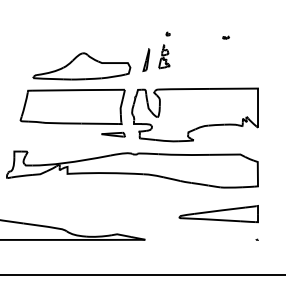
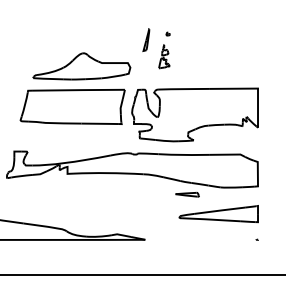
part: present -> none (225, 37)
part position: (146, 59) -> (146, 39) (146, 39)
part position: (113, 134) -> (187, 194) (187, 194)
